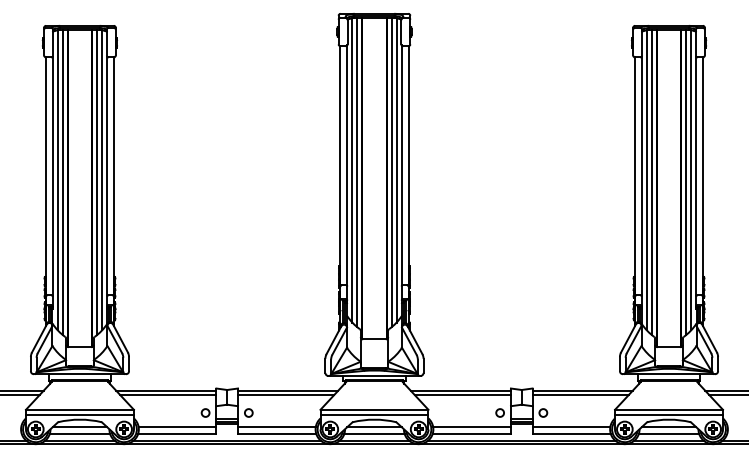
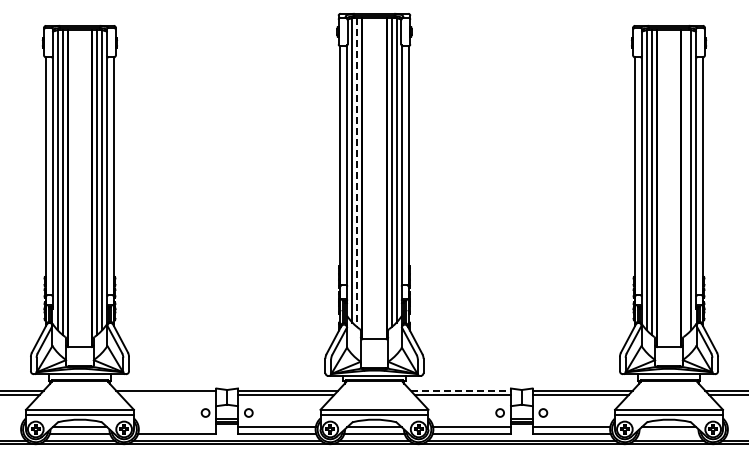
line: solid -> dashed (357, 172)
line: present -> none (686, 181)
line: solid -> dashed (461, 390)
line: present -> none (167, 394)
line: present -> none (177, 427)
line: present -> none (668, 434)
